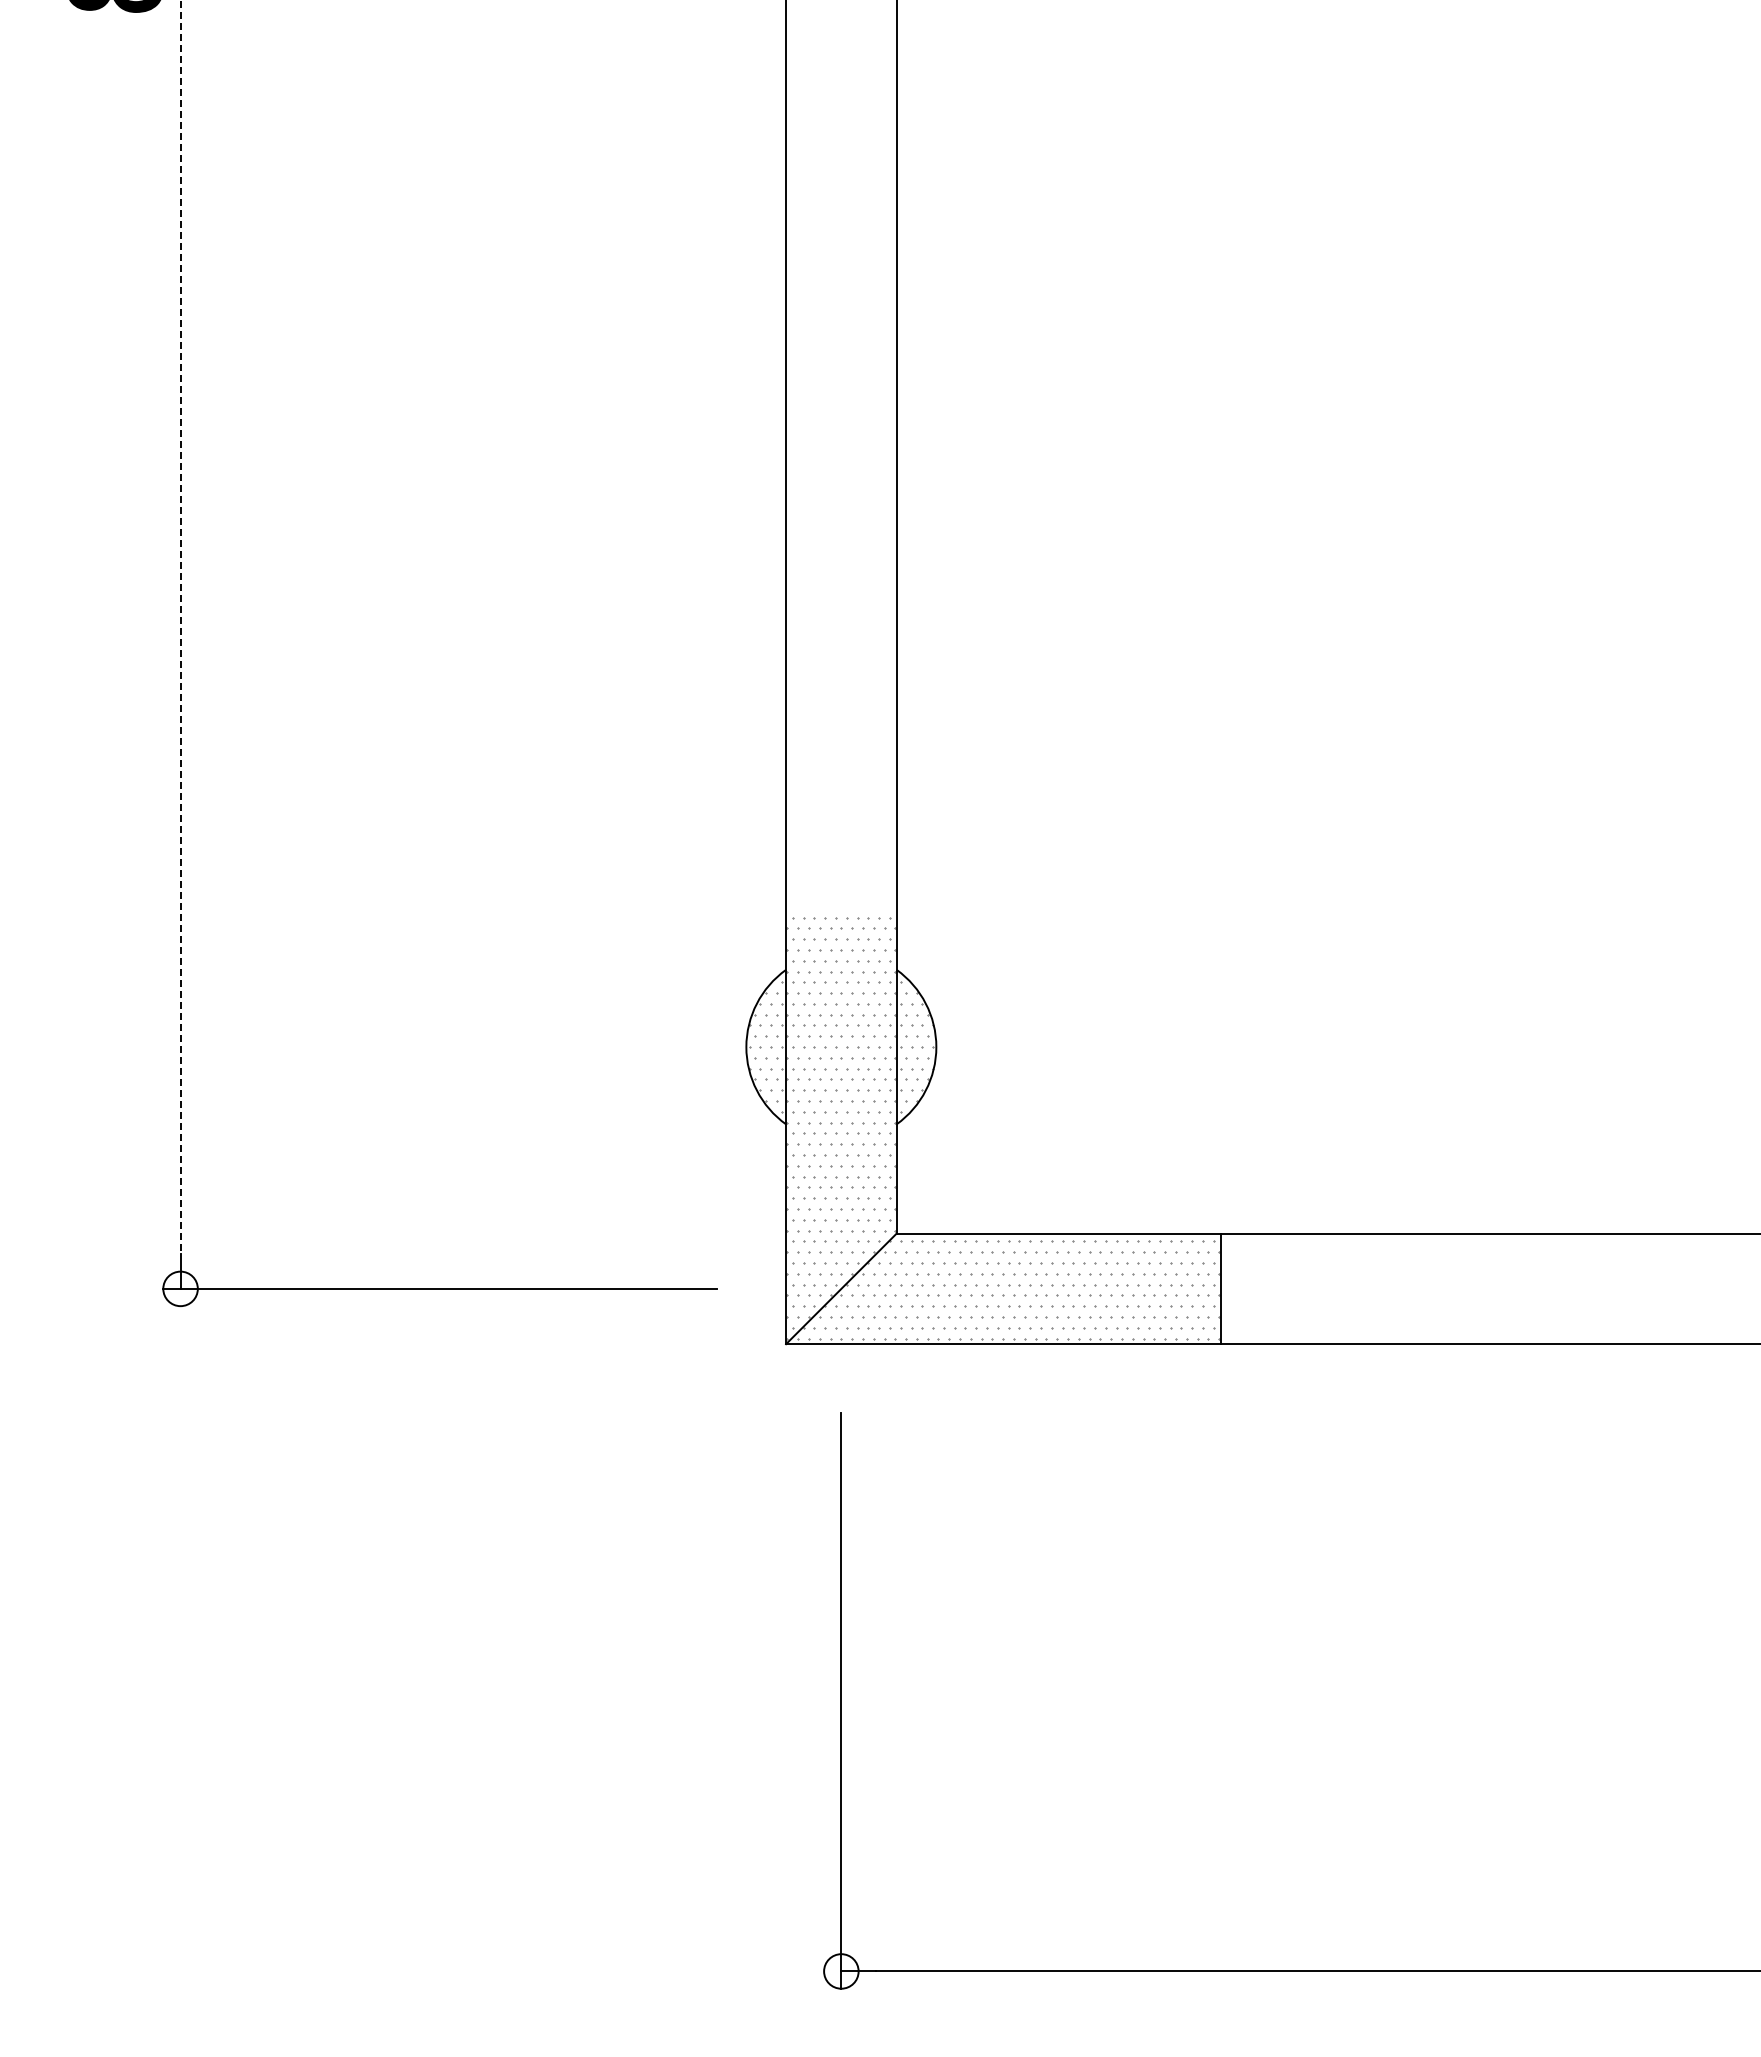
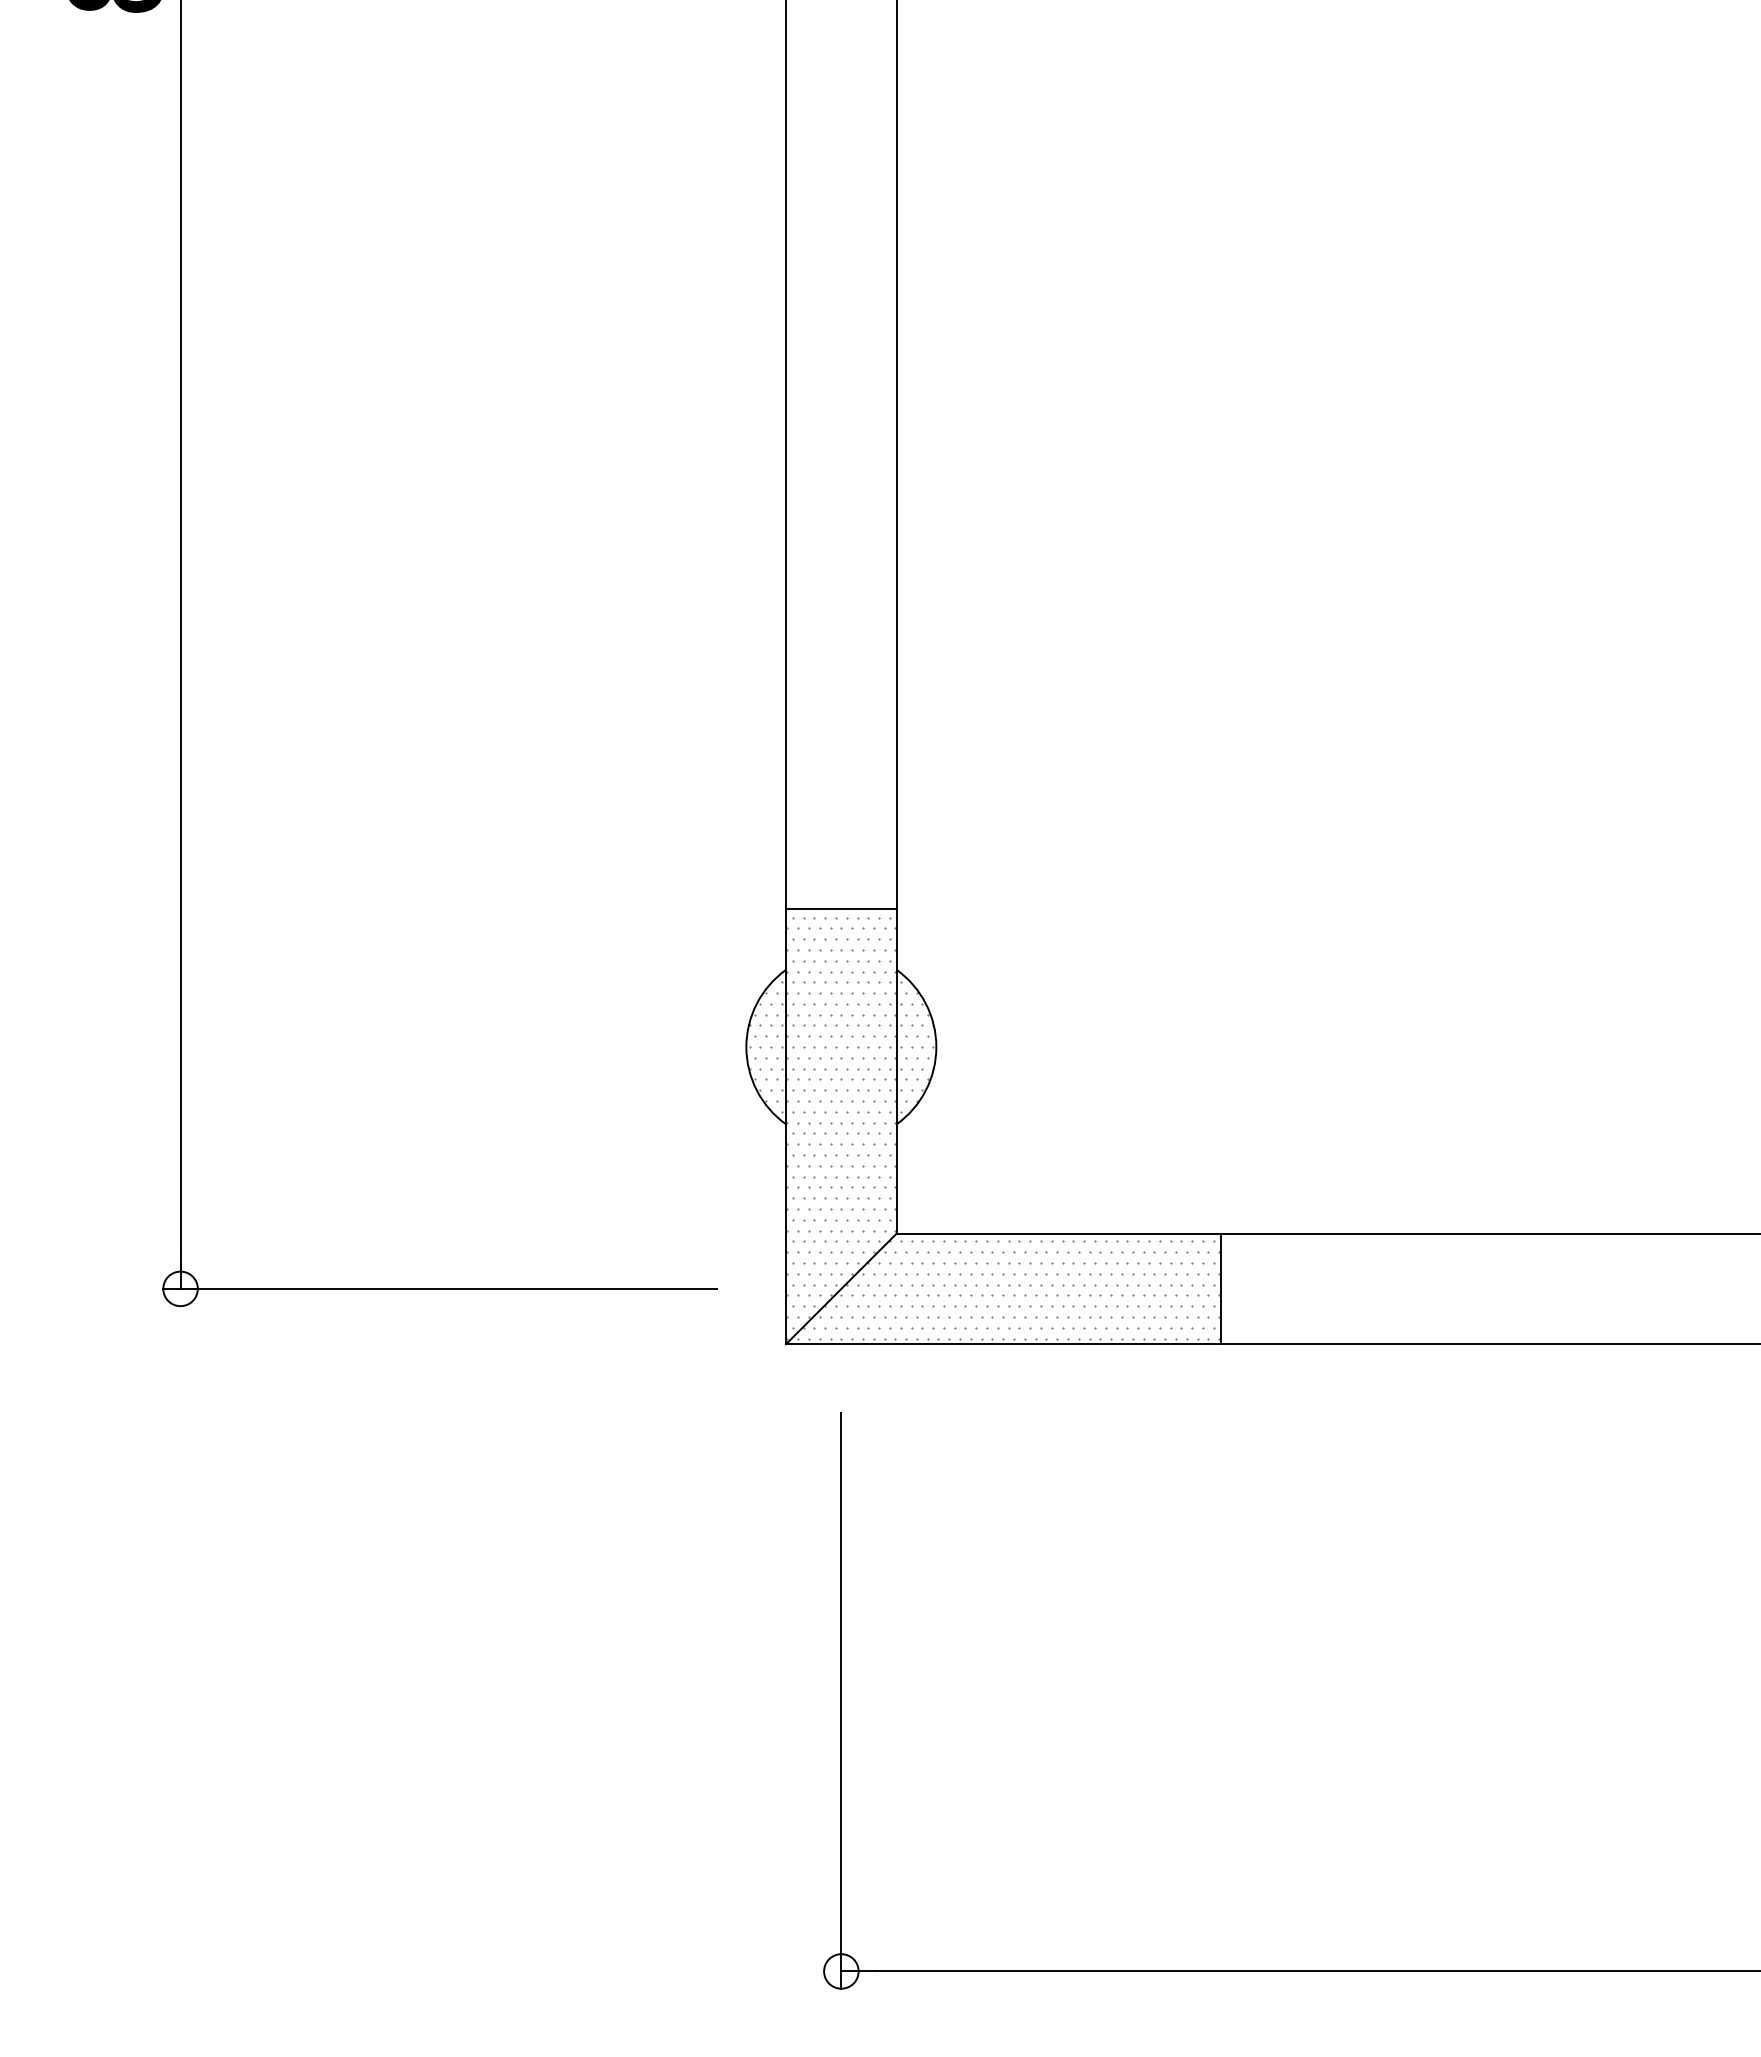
line: dashed -> solid (180, 627)
line: none -> present (841, 908)
